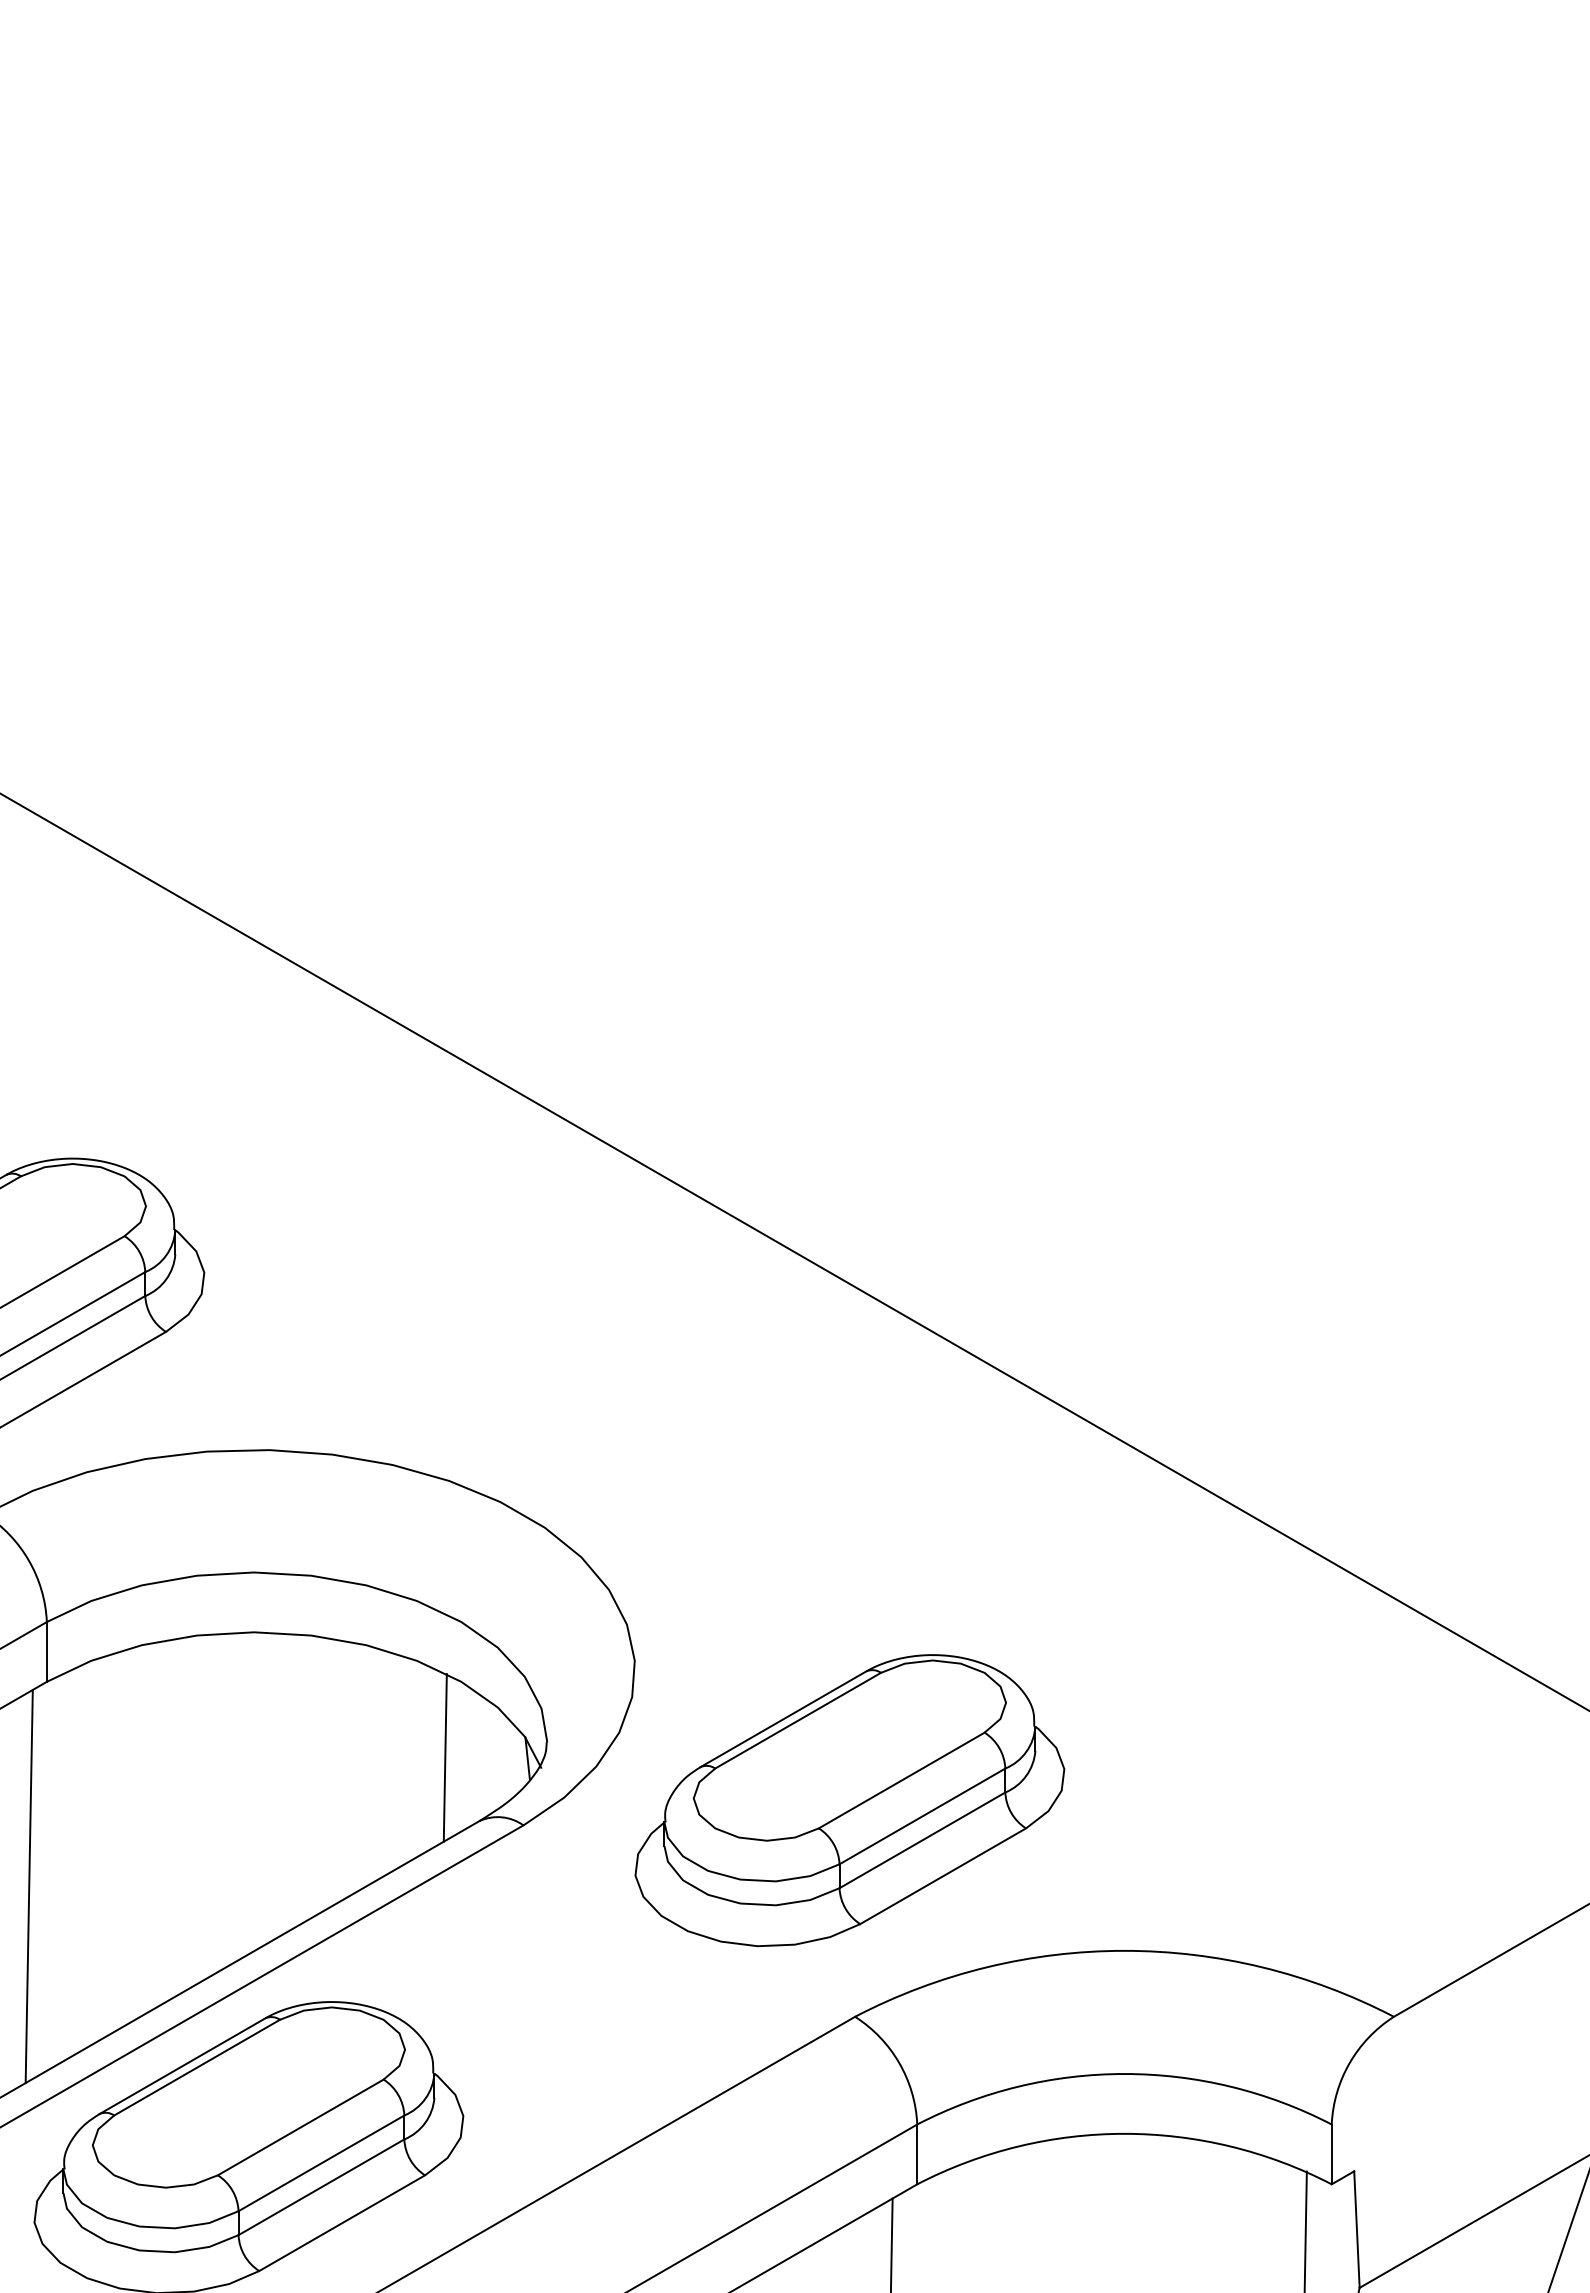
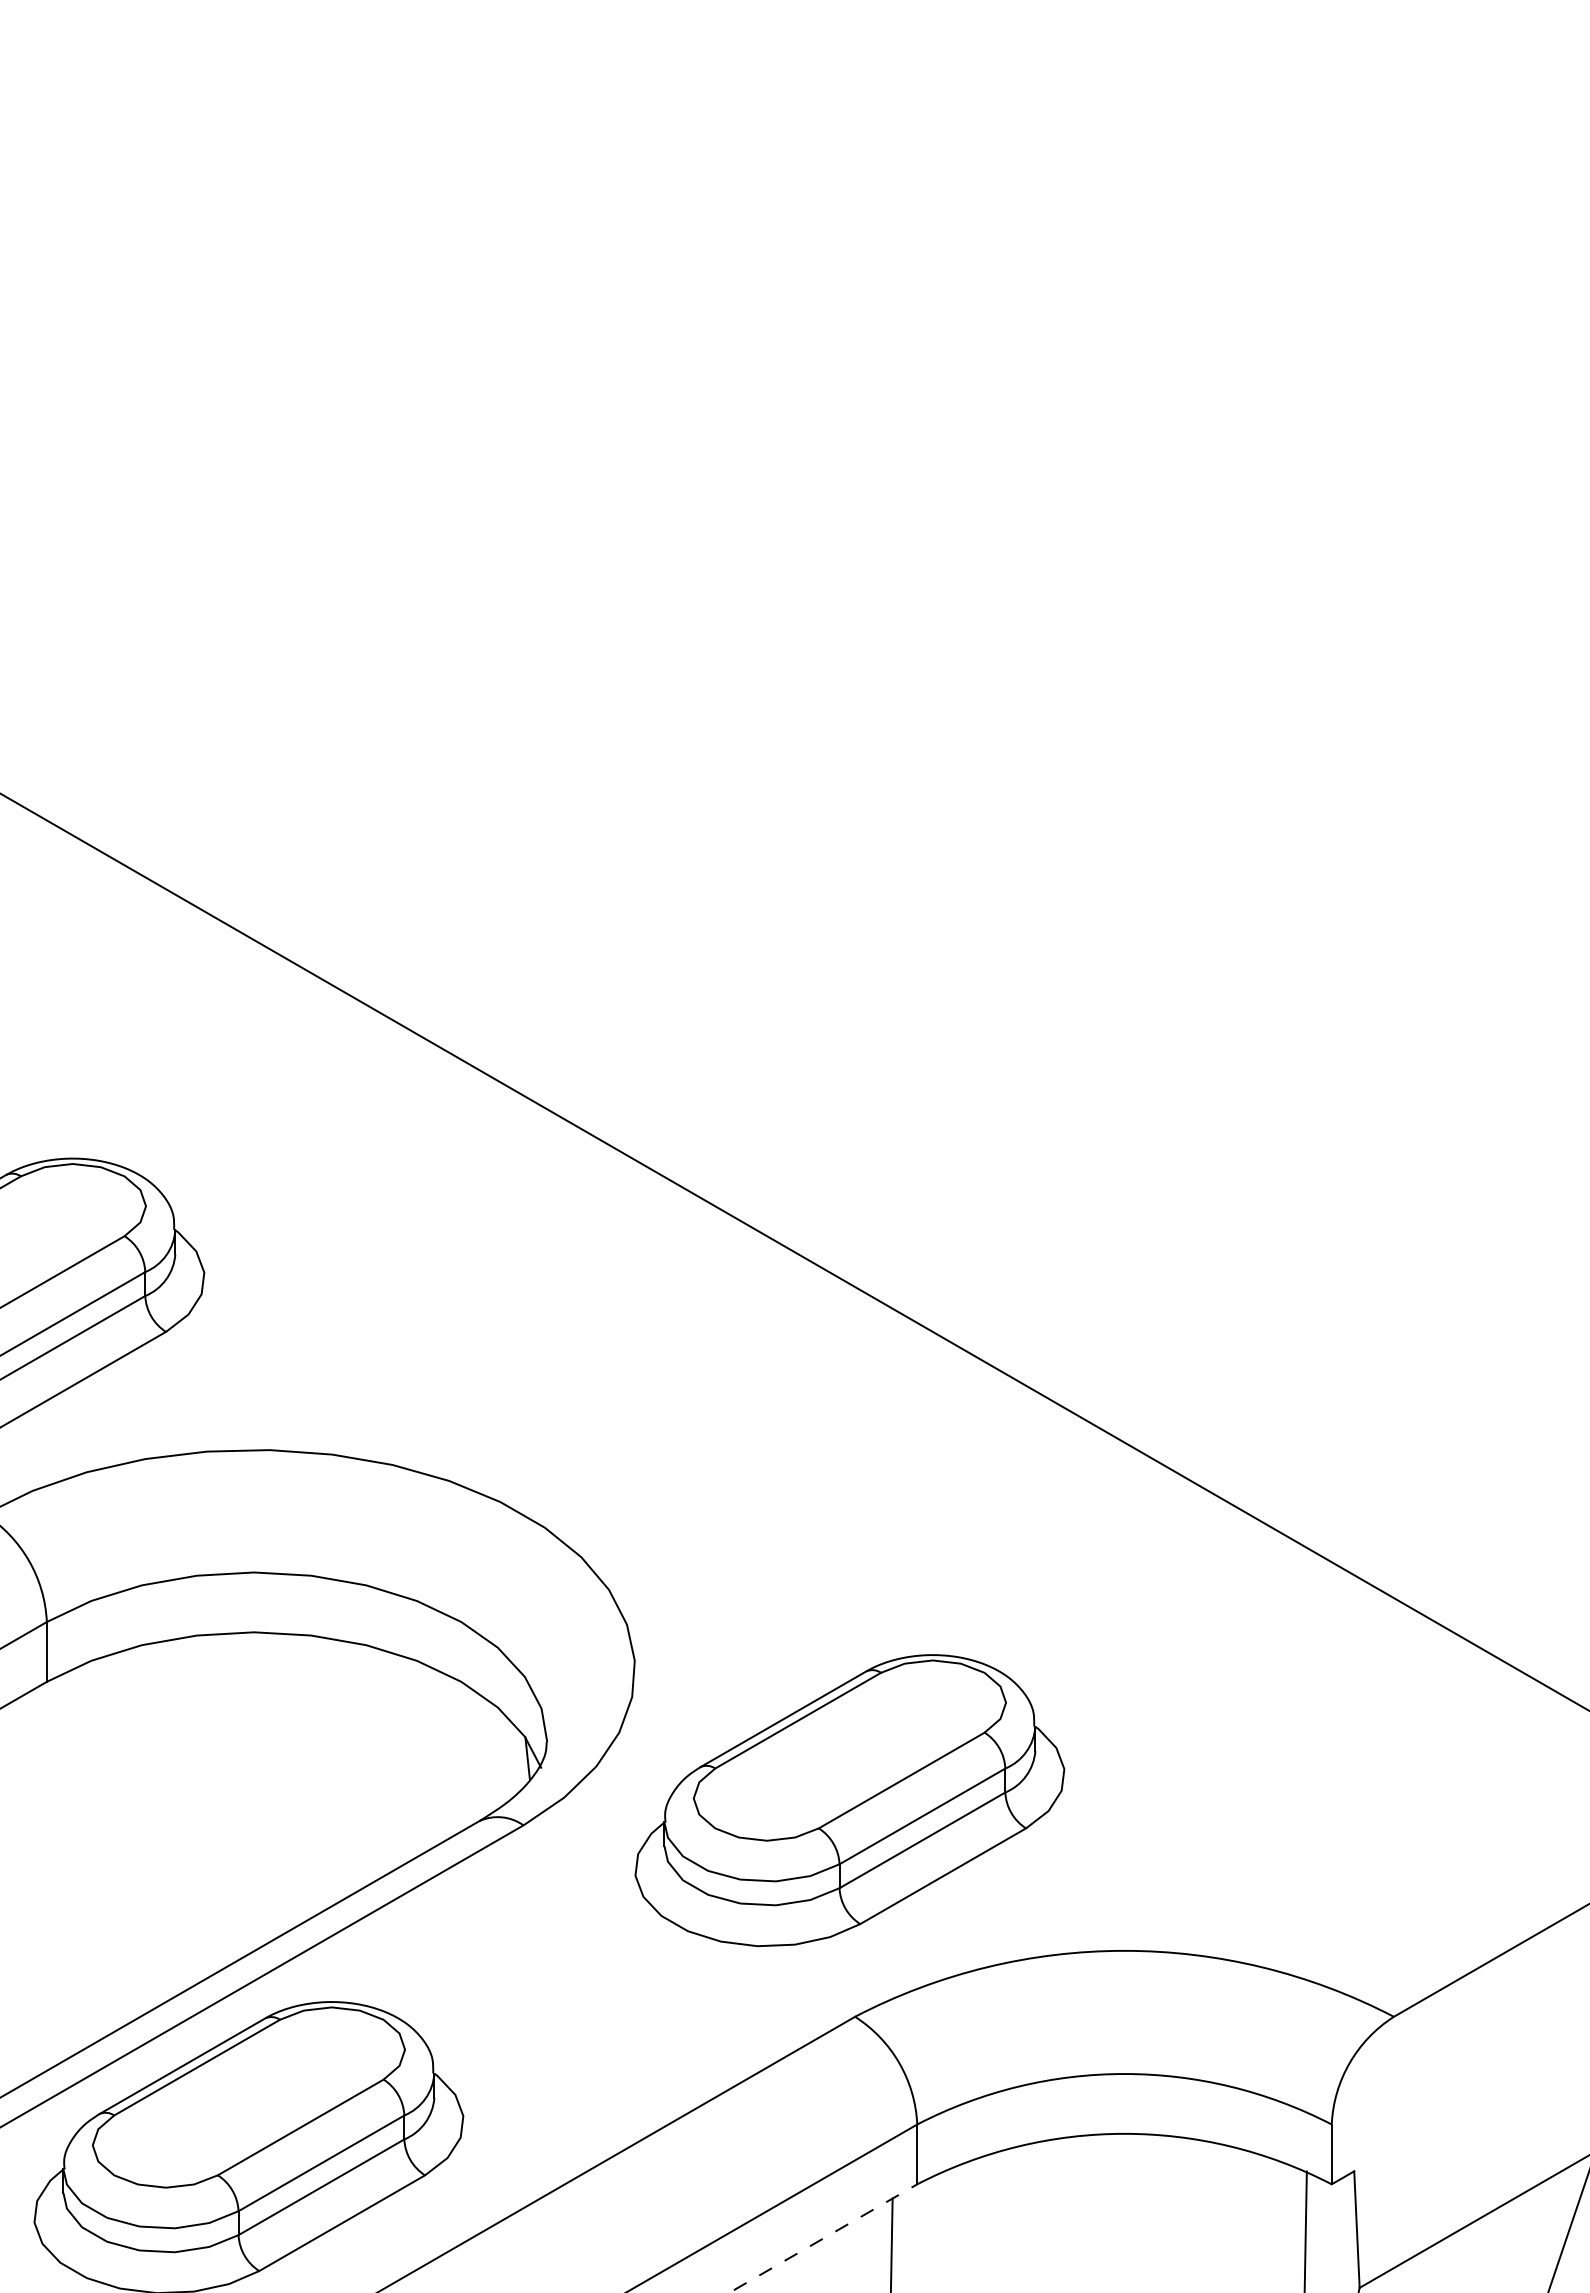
line: present -> none (444, 1757)
line: present -> none (28, 1886)
line: solid -> dashed (823, 2238)
